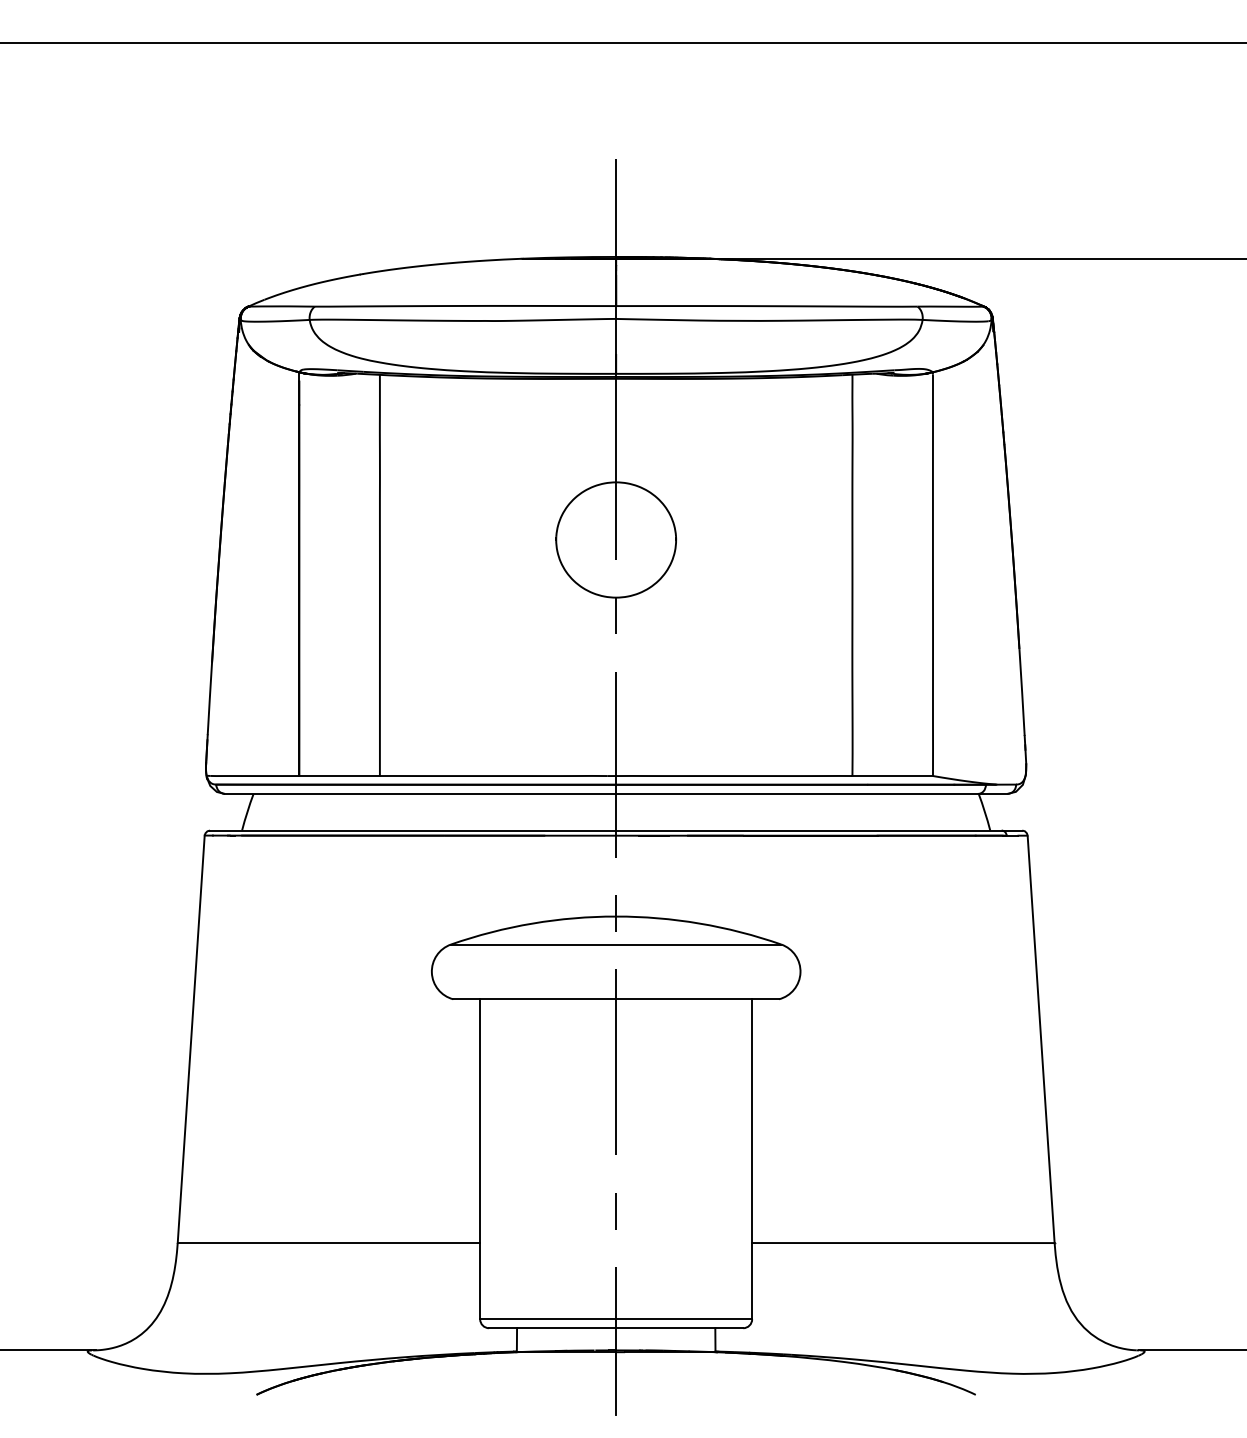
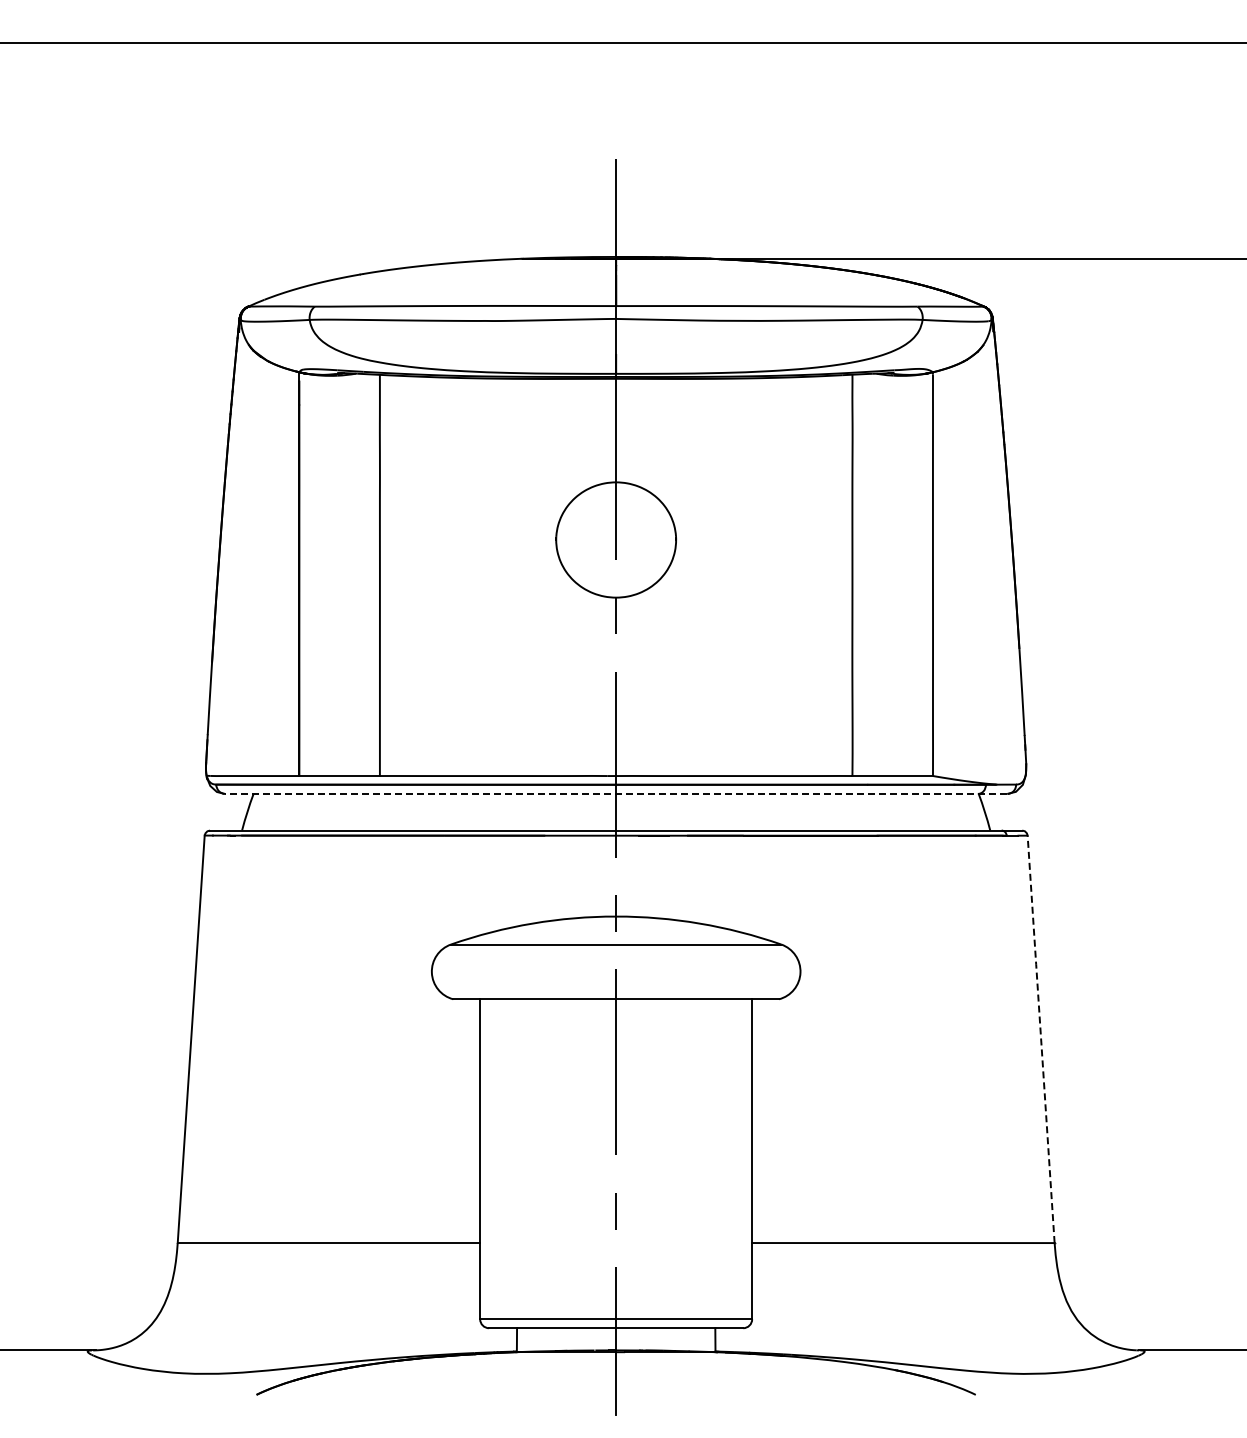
line: solid -> dashed (615, 793)
line: solid -> dashed (1041, 1039)
